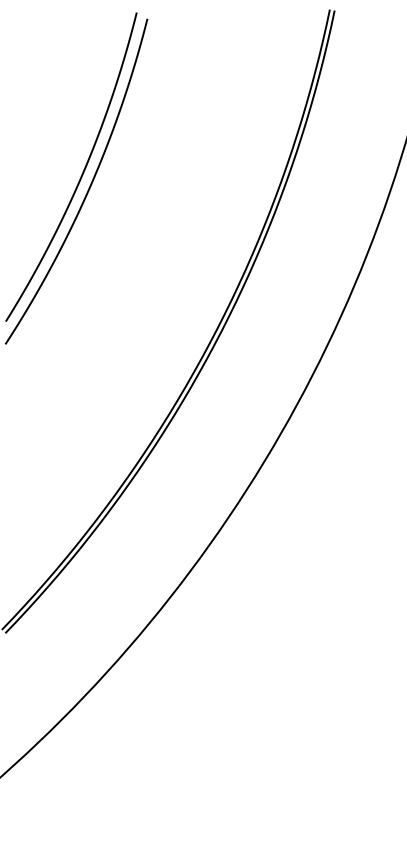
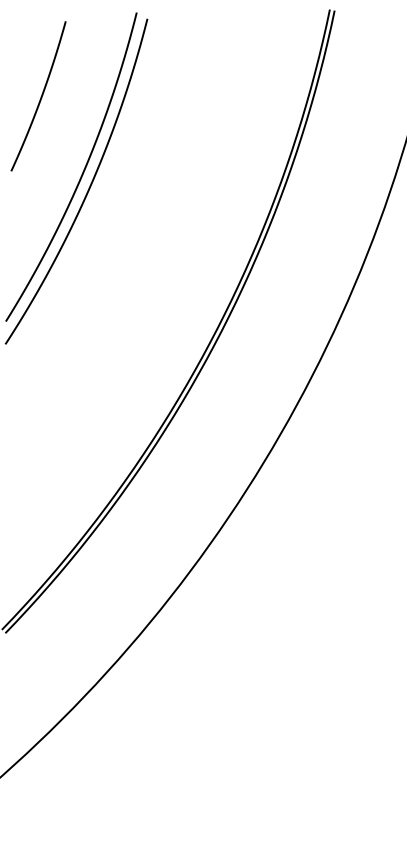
curve: none -> present (40, 96)
